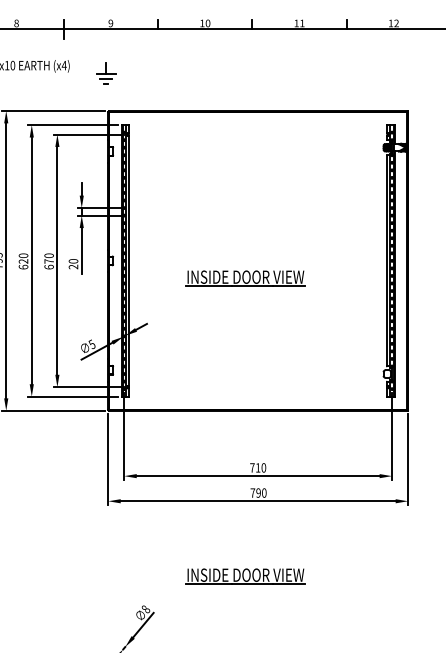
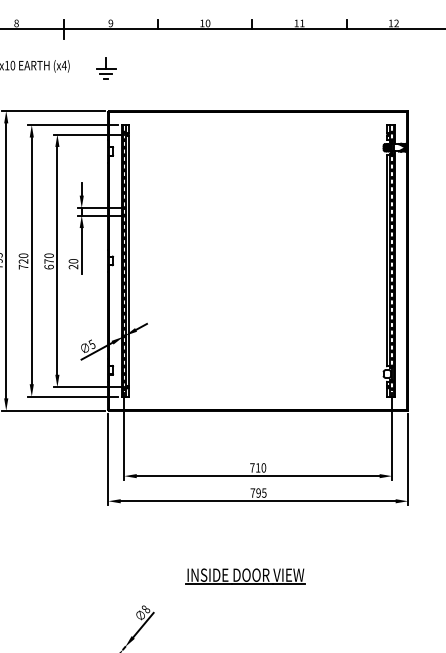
part position: (106, 73) -> (106, 68) (106, 68)
text: 620 -> 720 (23, 266)
part: present -> none (245, 278)
text: 790 -> 795 (264, 492)
